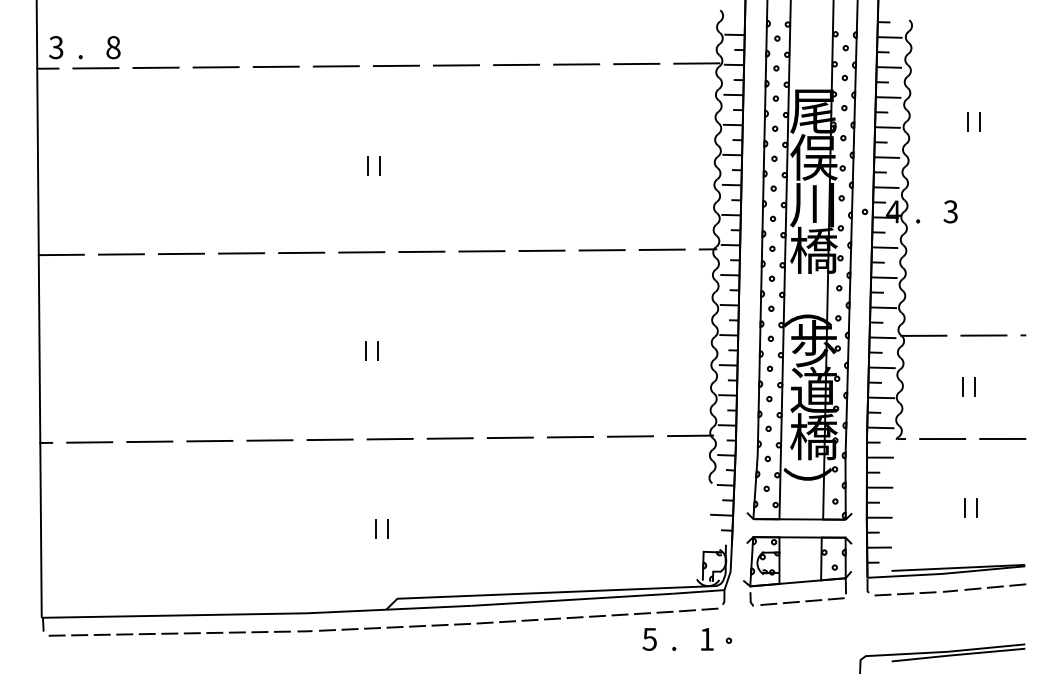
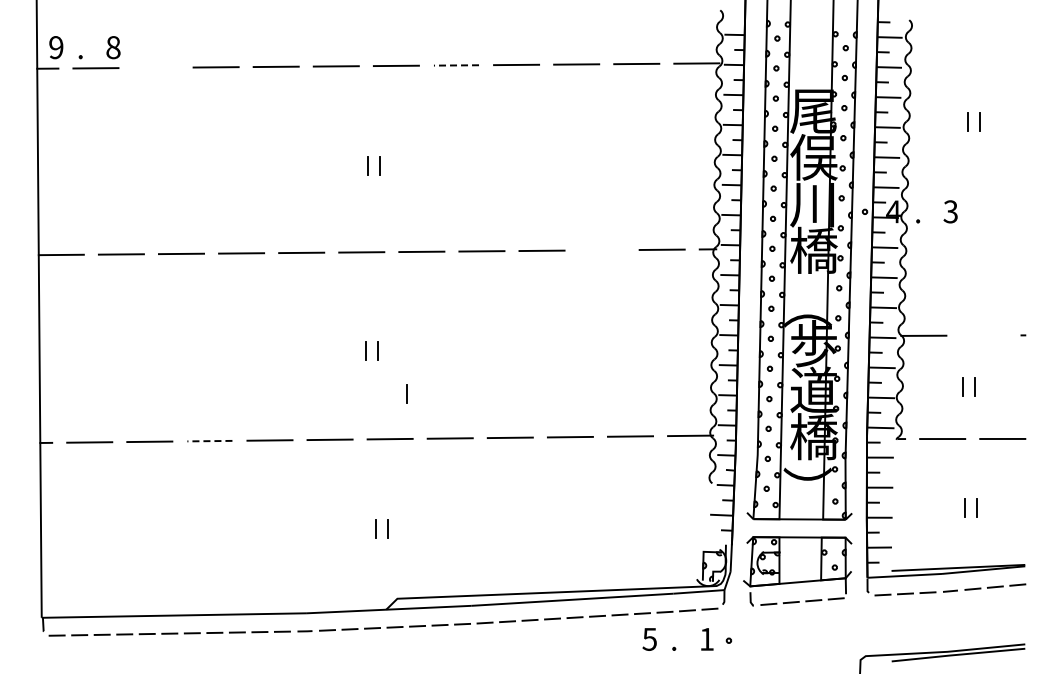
text: 3 -> 9 (56, 47)
line: solid -> dashed (456, 65)
line: present -> none (155, 67)
line: present -> none (601, 250)
line: present -> none (983, 335)
line: none -> present (406, 393)
line: solid -> dashed (209, 441)
